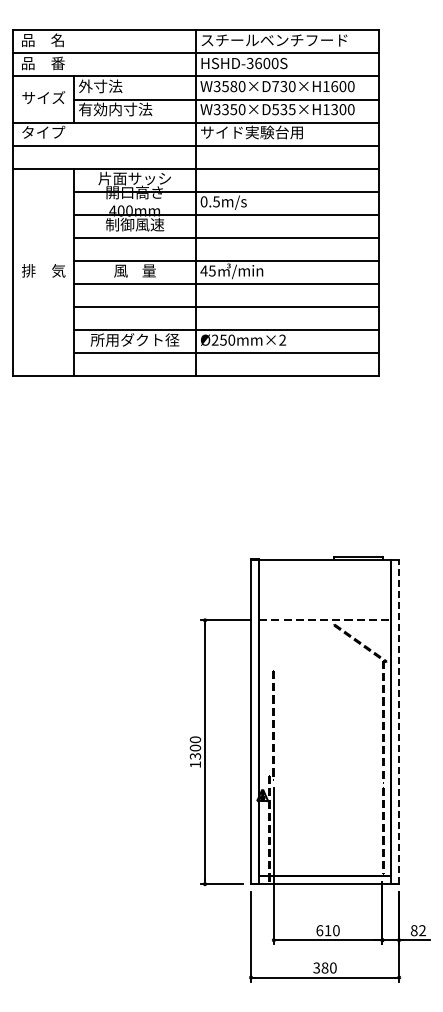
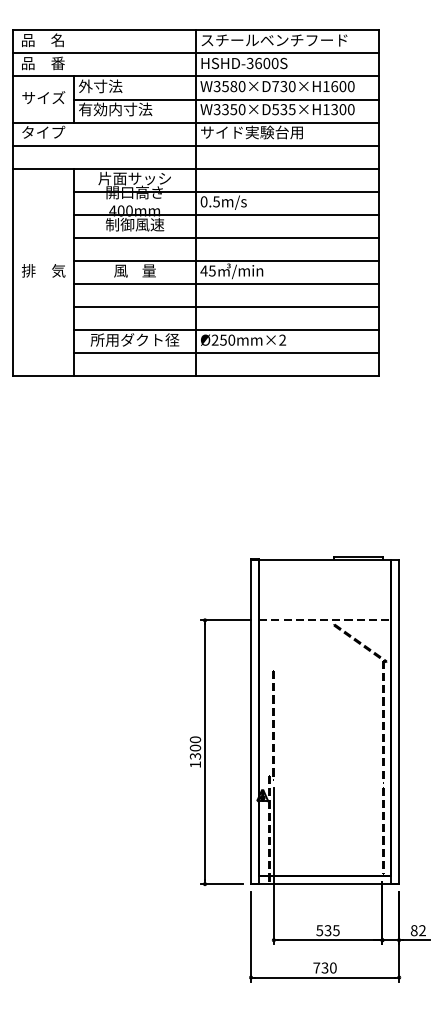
line: dashed -> solid (399, 721)
text: 610 -> 535 (327, 930)
text: 380 -> 730 (320, 967)
